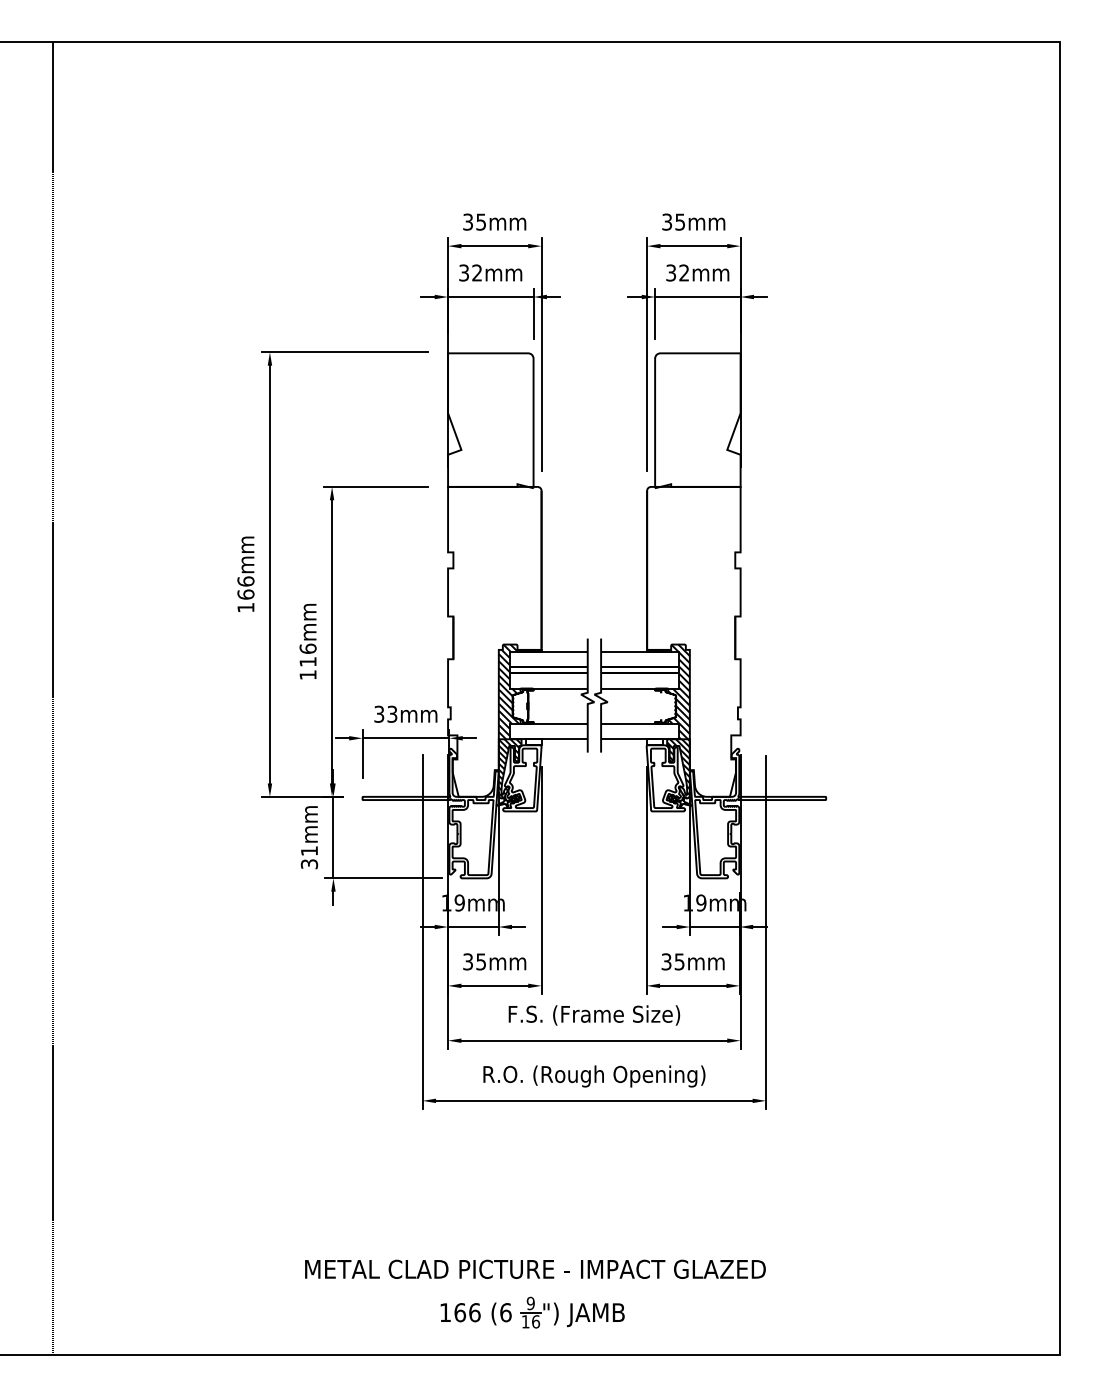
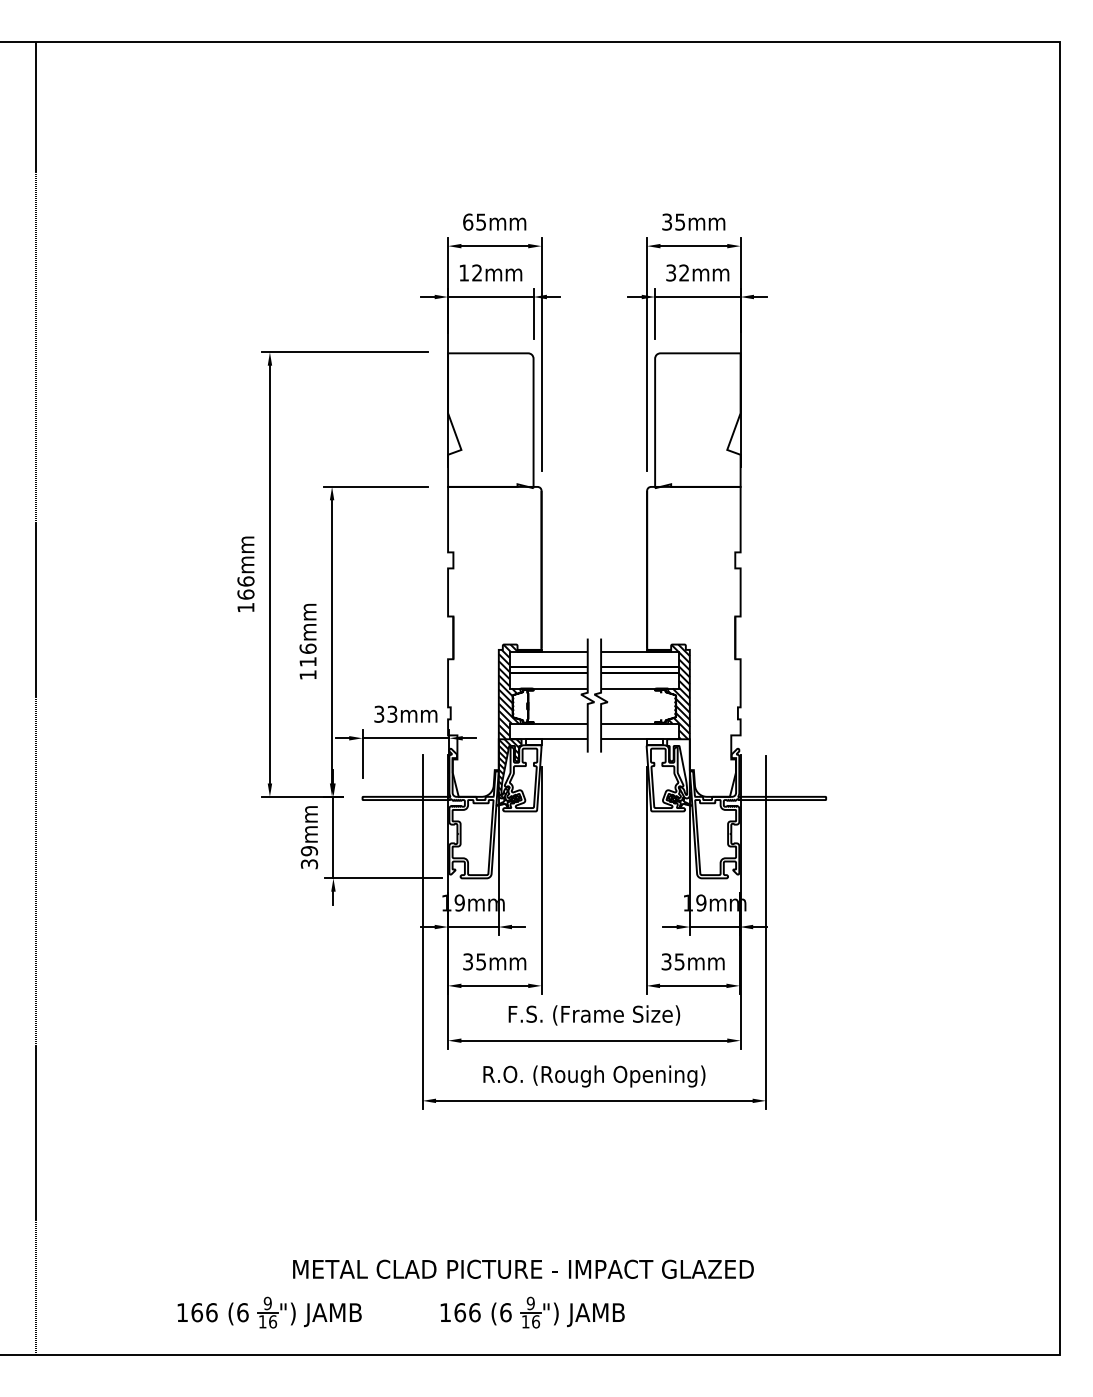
text: 35mm -> 65mm (468, 221)
text: 32mm -> 12mm (463, 272)
line position: (52, 698) -> (35, 698) (35, 698)
hatch: present -> none (678, 768)
text: 31mm -> 39mm (309, 851)
text position: (535, 1268) -> (523, 1268) (523, 1268)
part: none -> present (269, 1312)
